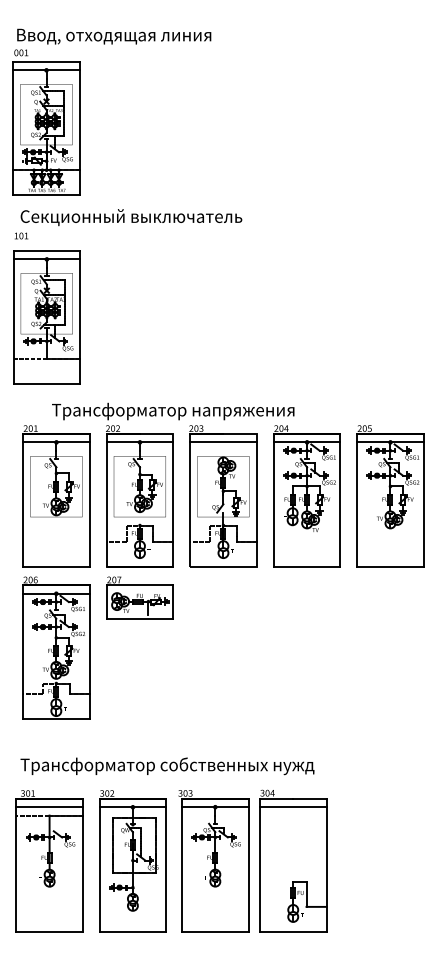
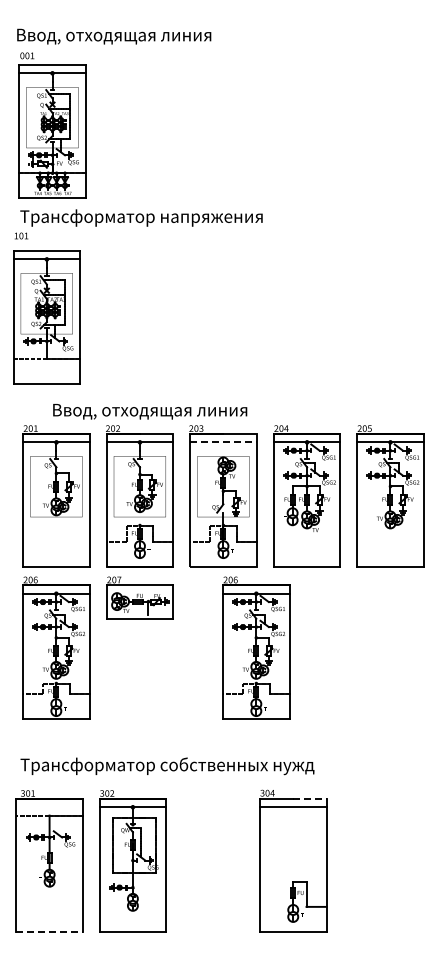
part position: (46, 122) -> (52, 125) (52, 125)
text: Секционный выключатель -> Трансформатор напряжения (141, 217)
text: Трансформатор напряжения -> Ввод, отходящая линия (173, 411)
line: solid -> dashed (223, 442)
part: none -> present (256, 647)
line: solid -> dashed (309, 798)
line: present -> none (49, 807)
part: present -> none (213, 861)
line: solid -> dashed (50, 932)
